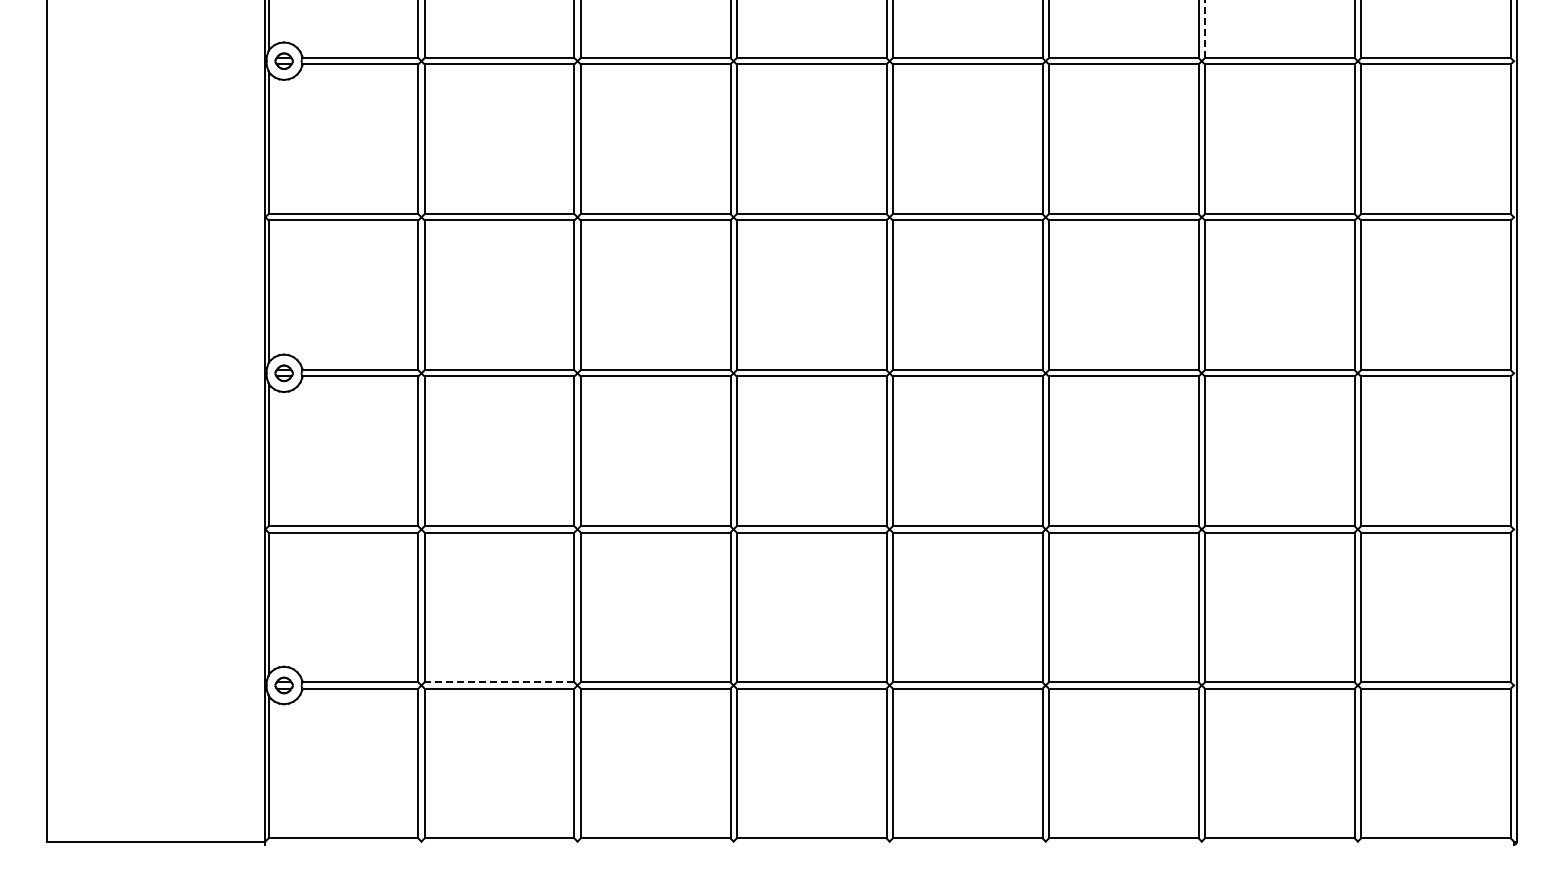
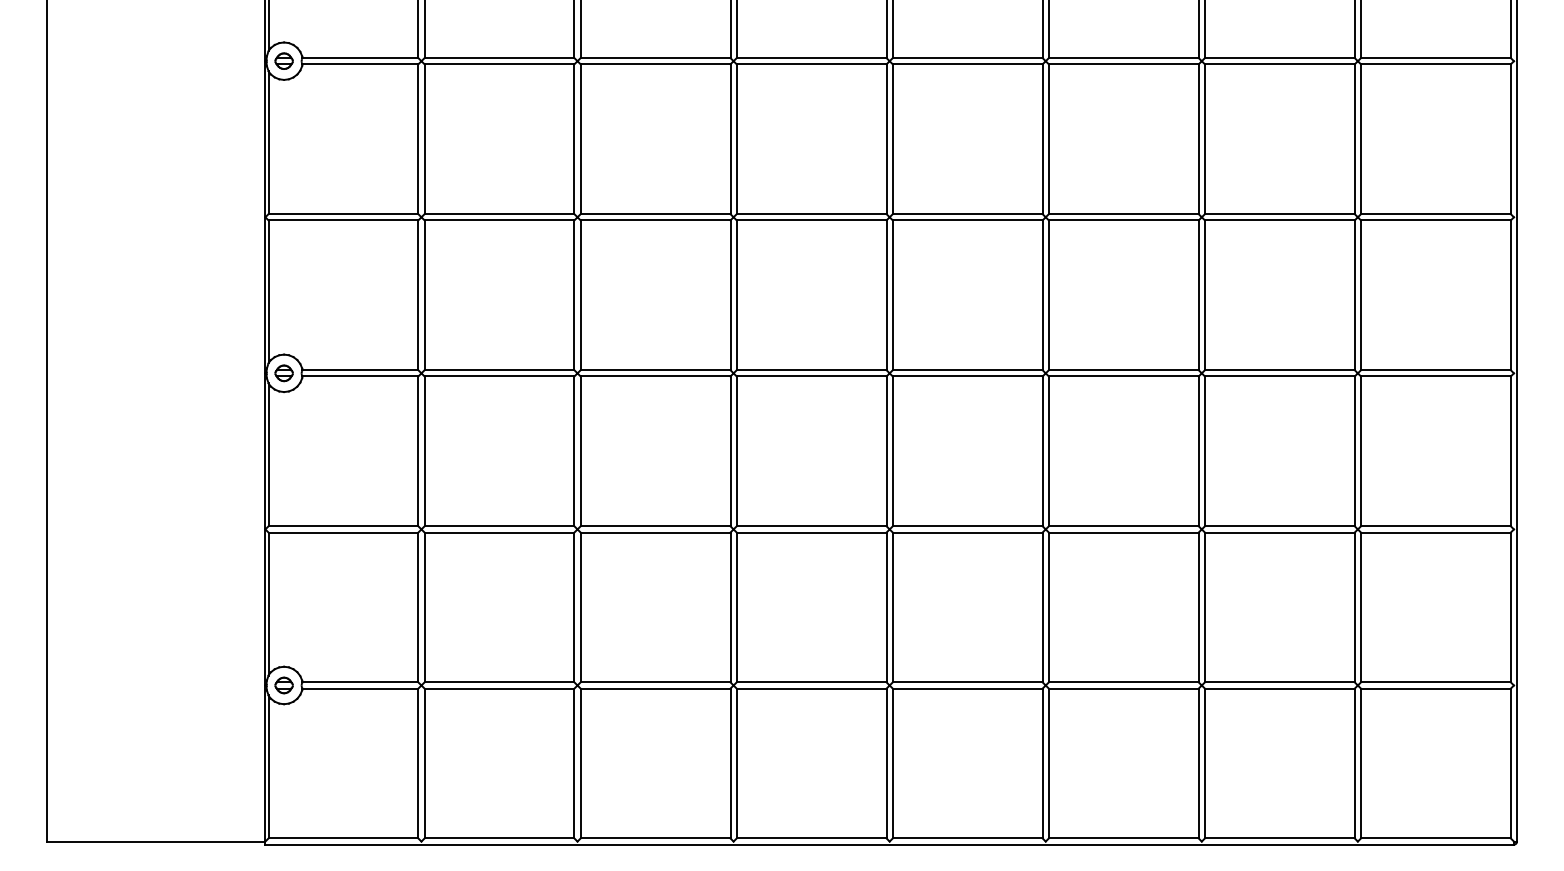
line: dashed -> solid (1204, 29)
line: dashed -> solid (499, 682)
line: none -> present (889, 844)
